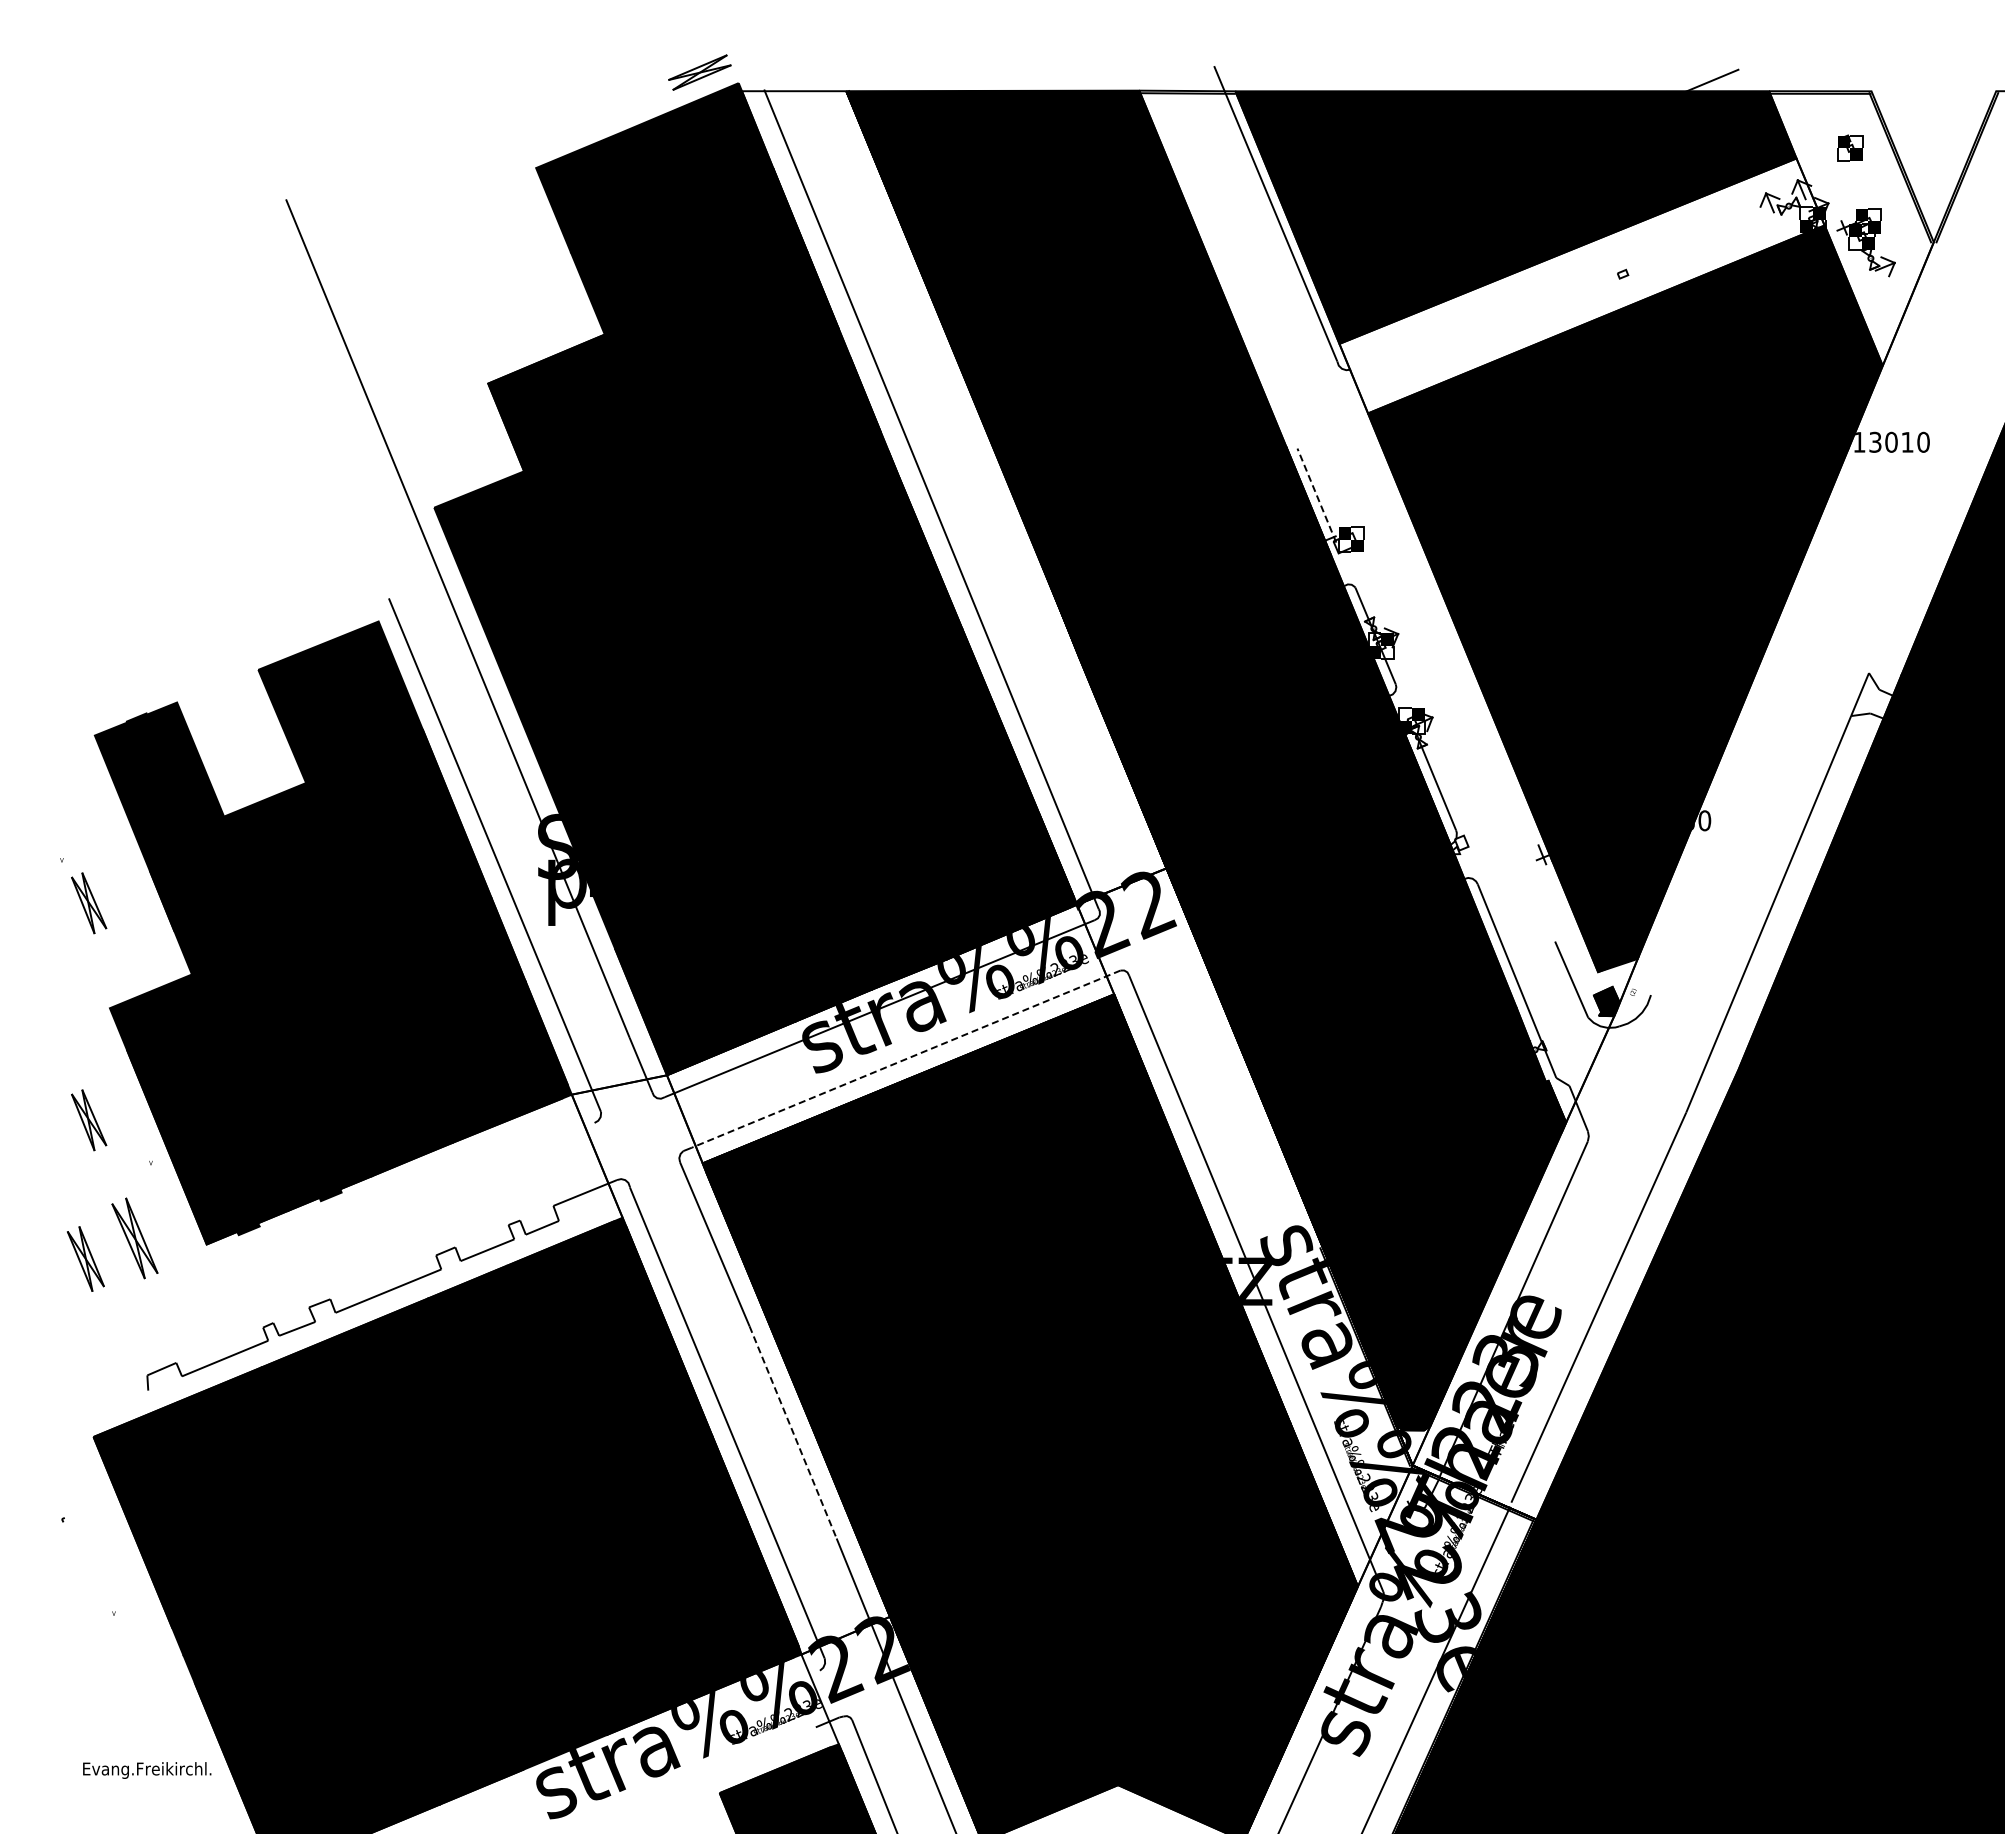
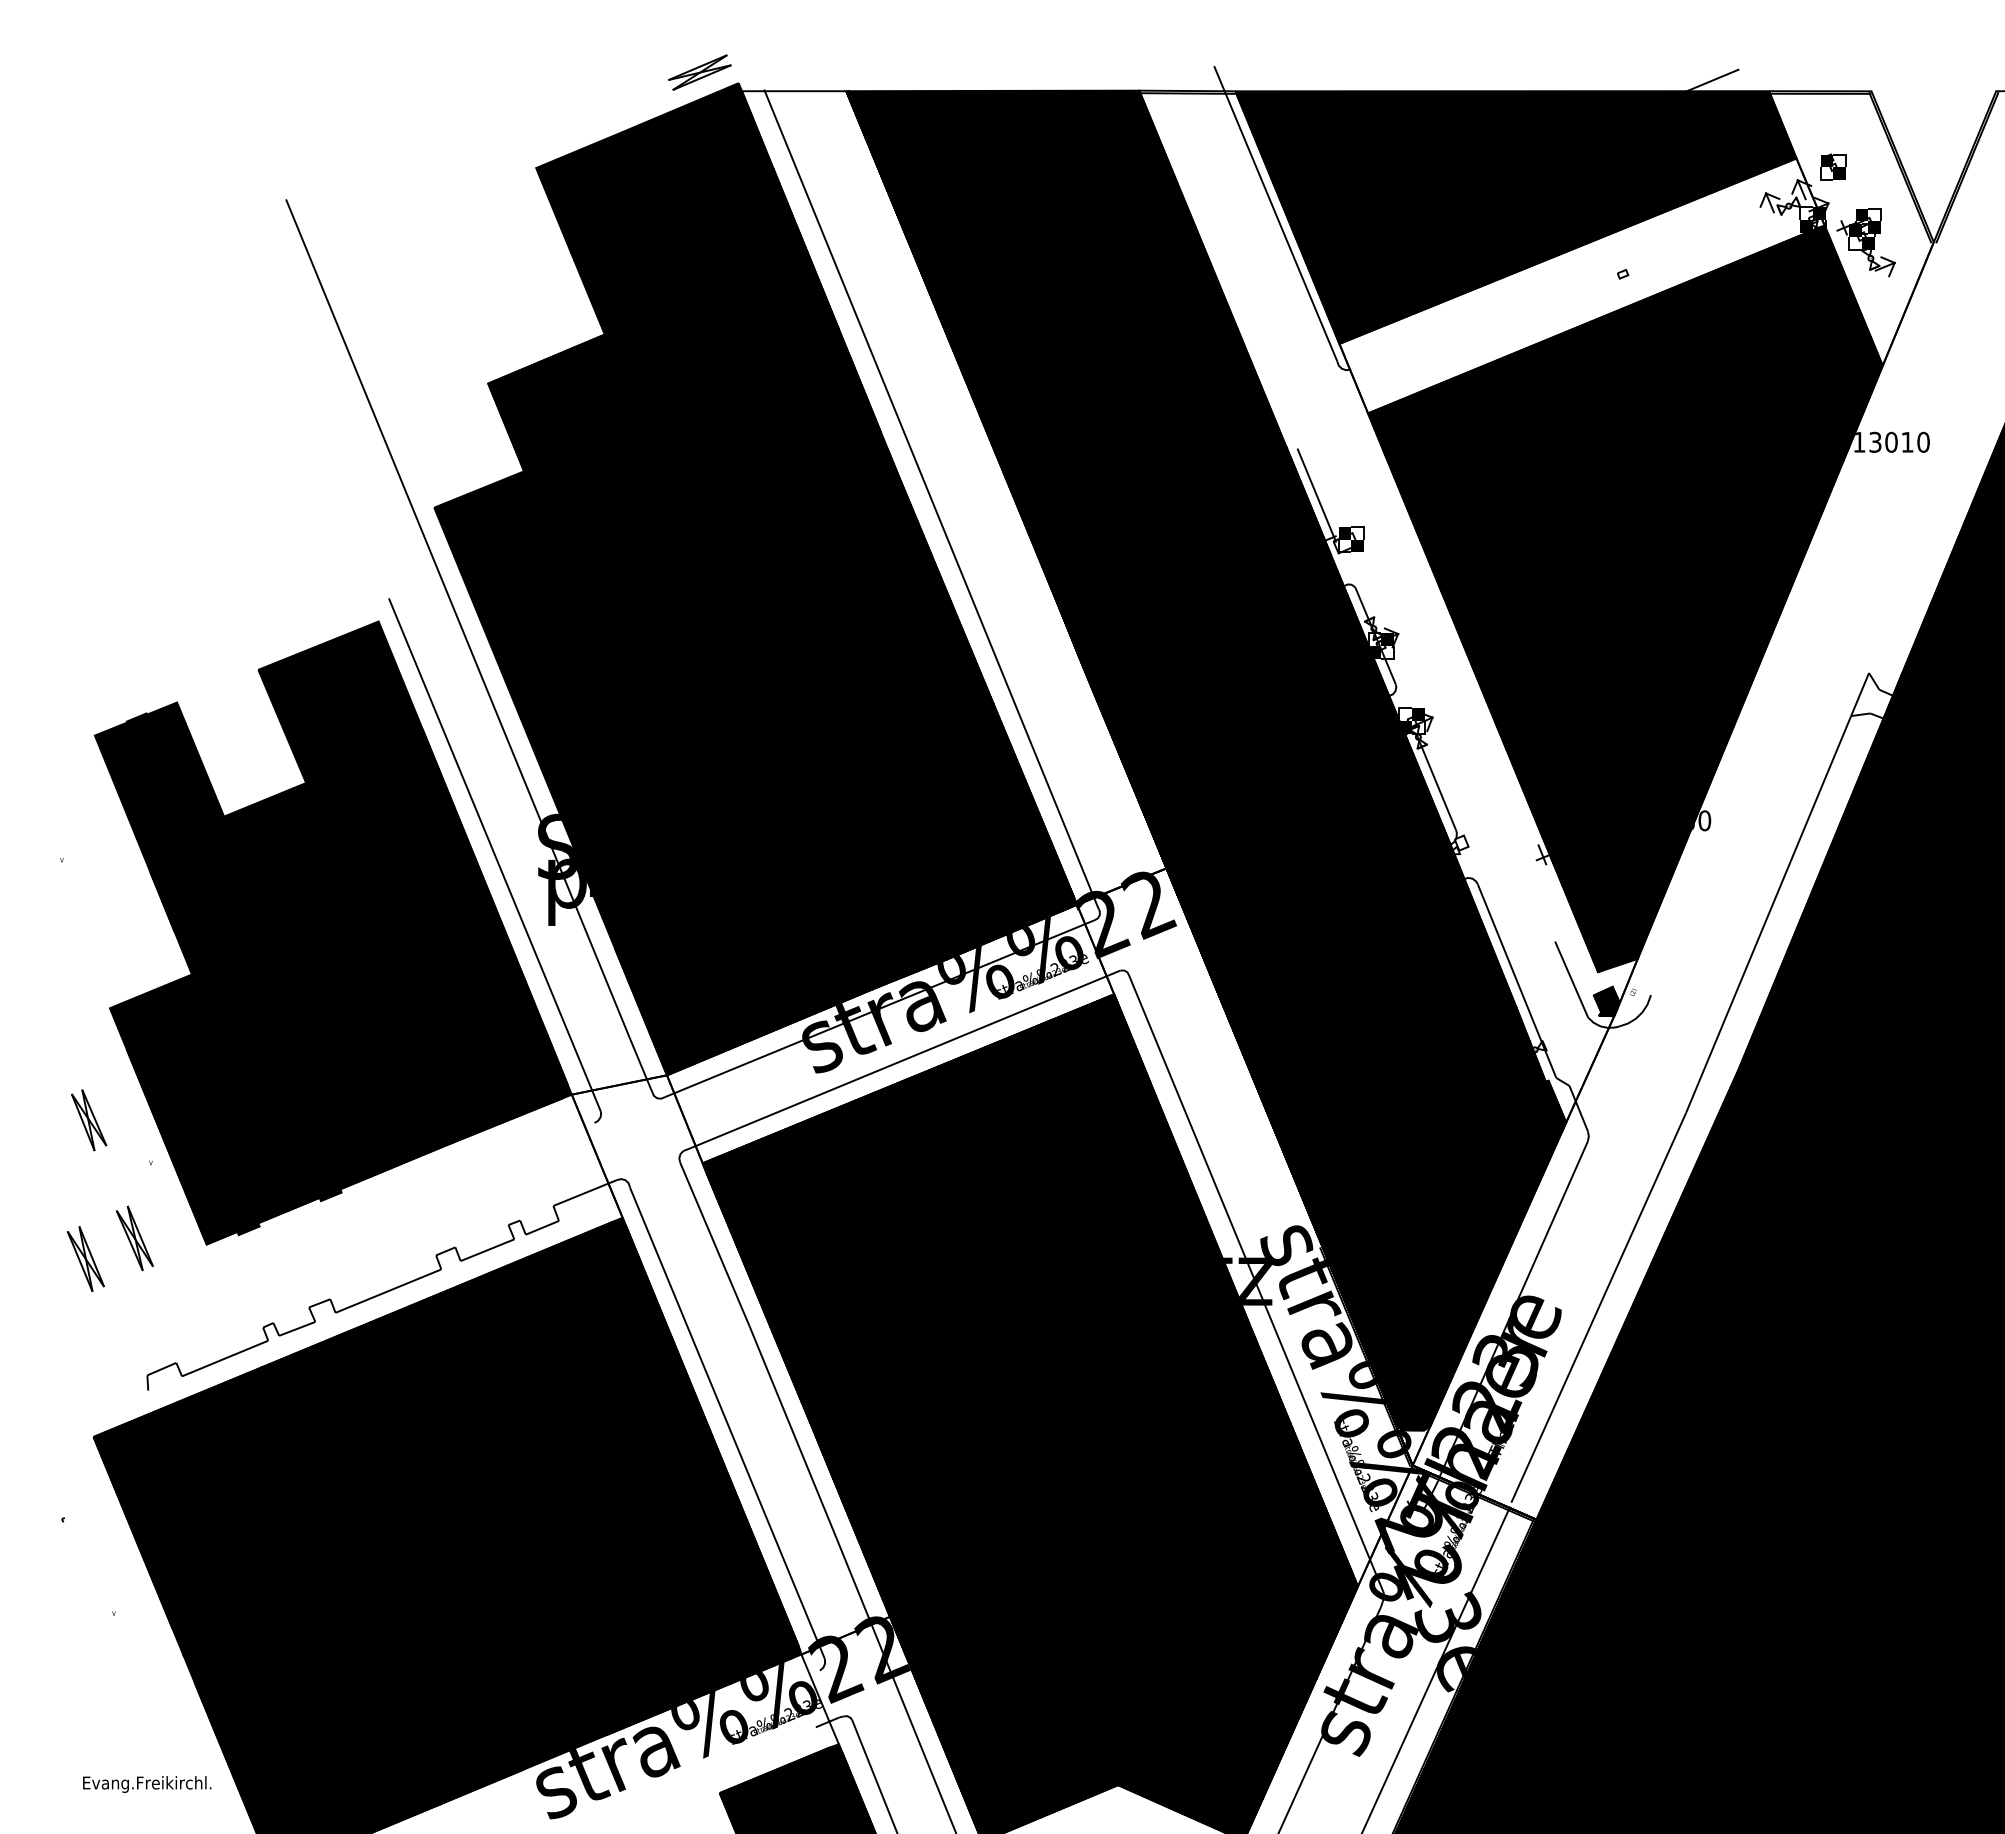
part position: (1850, 147) -> (1833, 166) (1833, 166)
line: dashed -> solid (1316, 495)
part: present -> none (89, 903)
line: dashed -> solid (906, 1059)
part size: 48x83 px -> 39x67 px (134, 1238)
line: dashed -> solid (793, 1432)
text position: (147, 1770) -> (147, 1784) (147, 1784)
